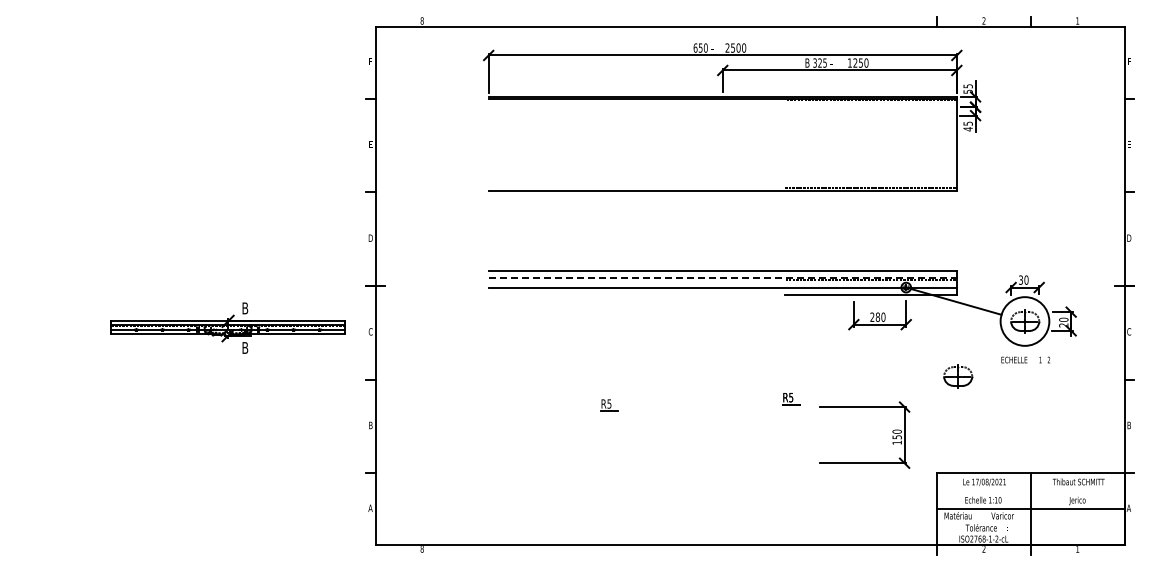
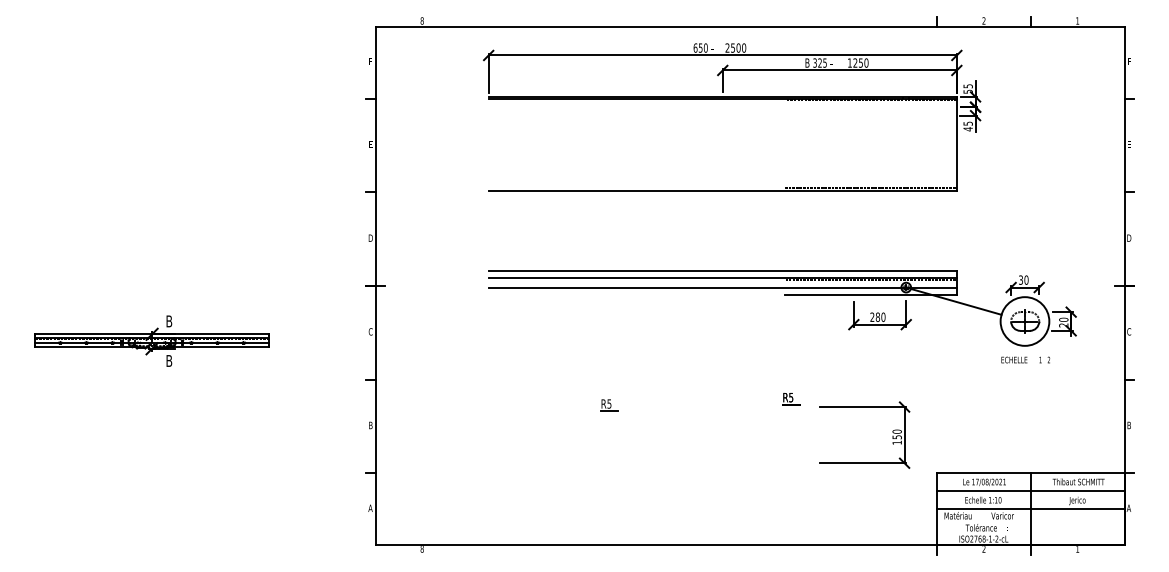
line: dashed -> solid (723, 278)
part position: (227, 327) -> (151, 340) (151, 340)
part: present -> none (958, 376)
line: none -> present (1030, 491)
